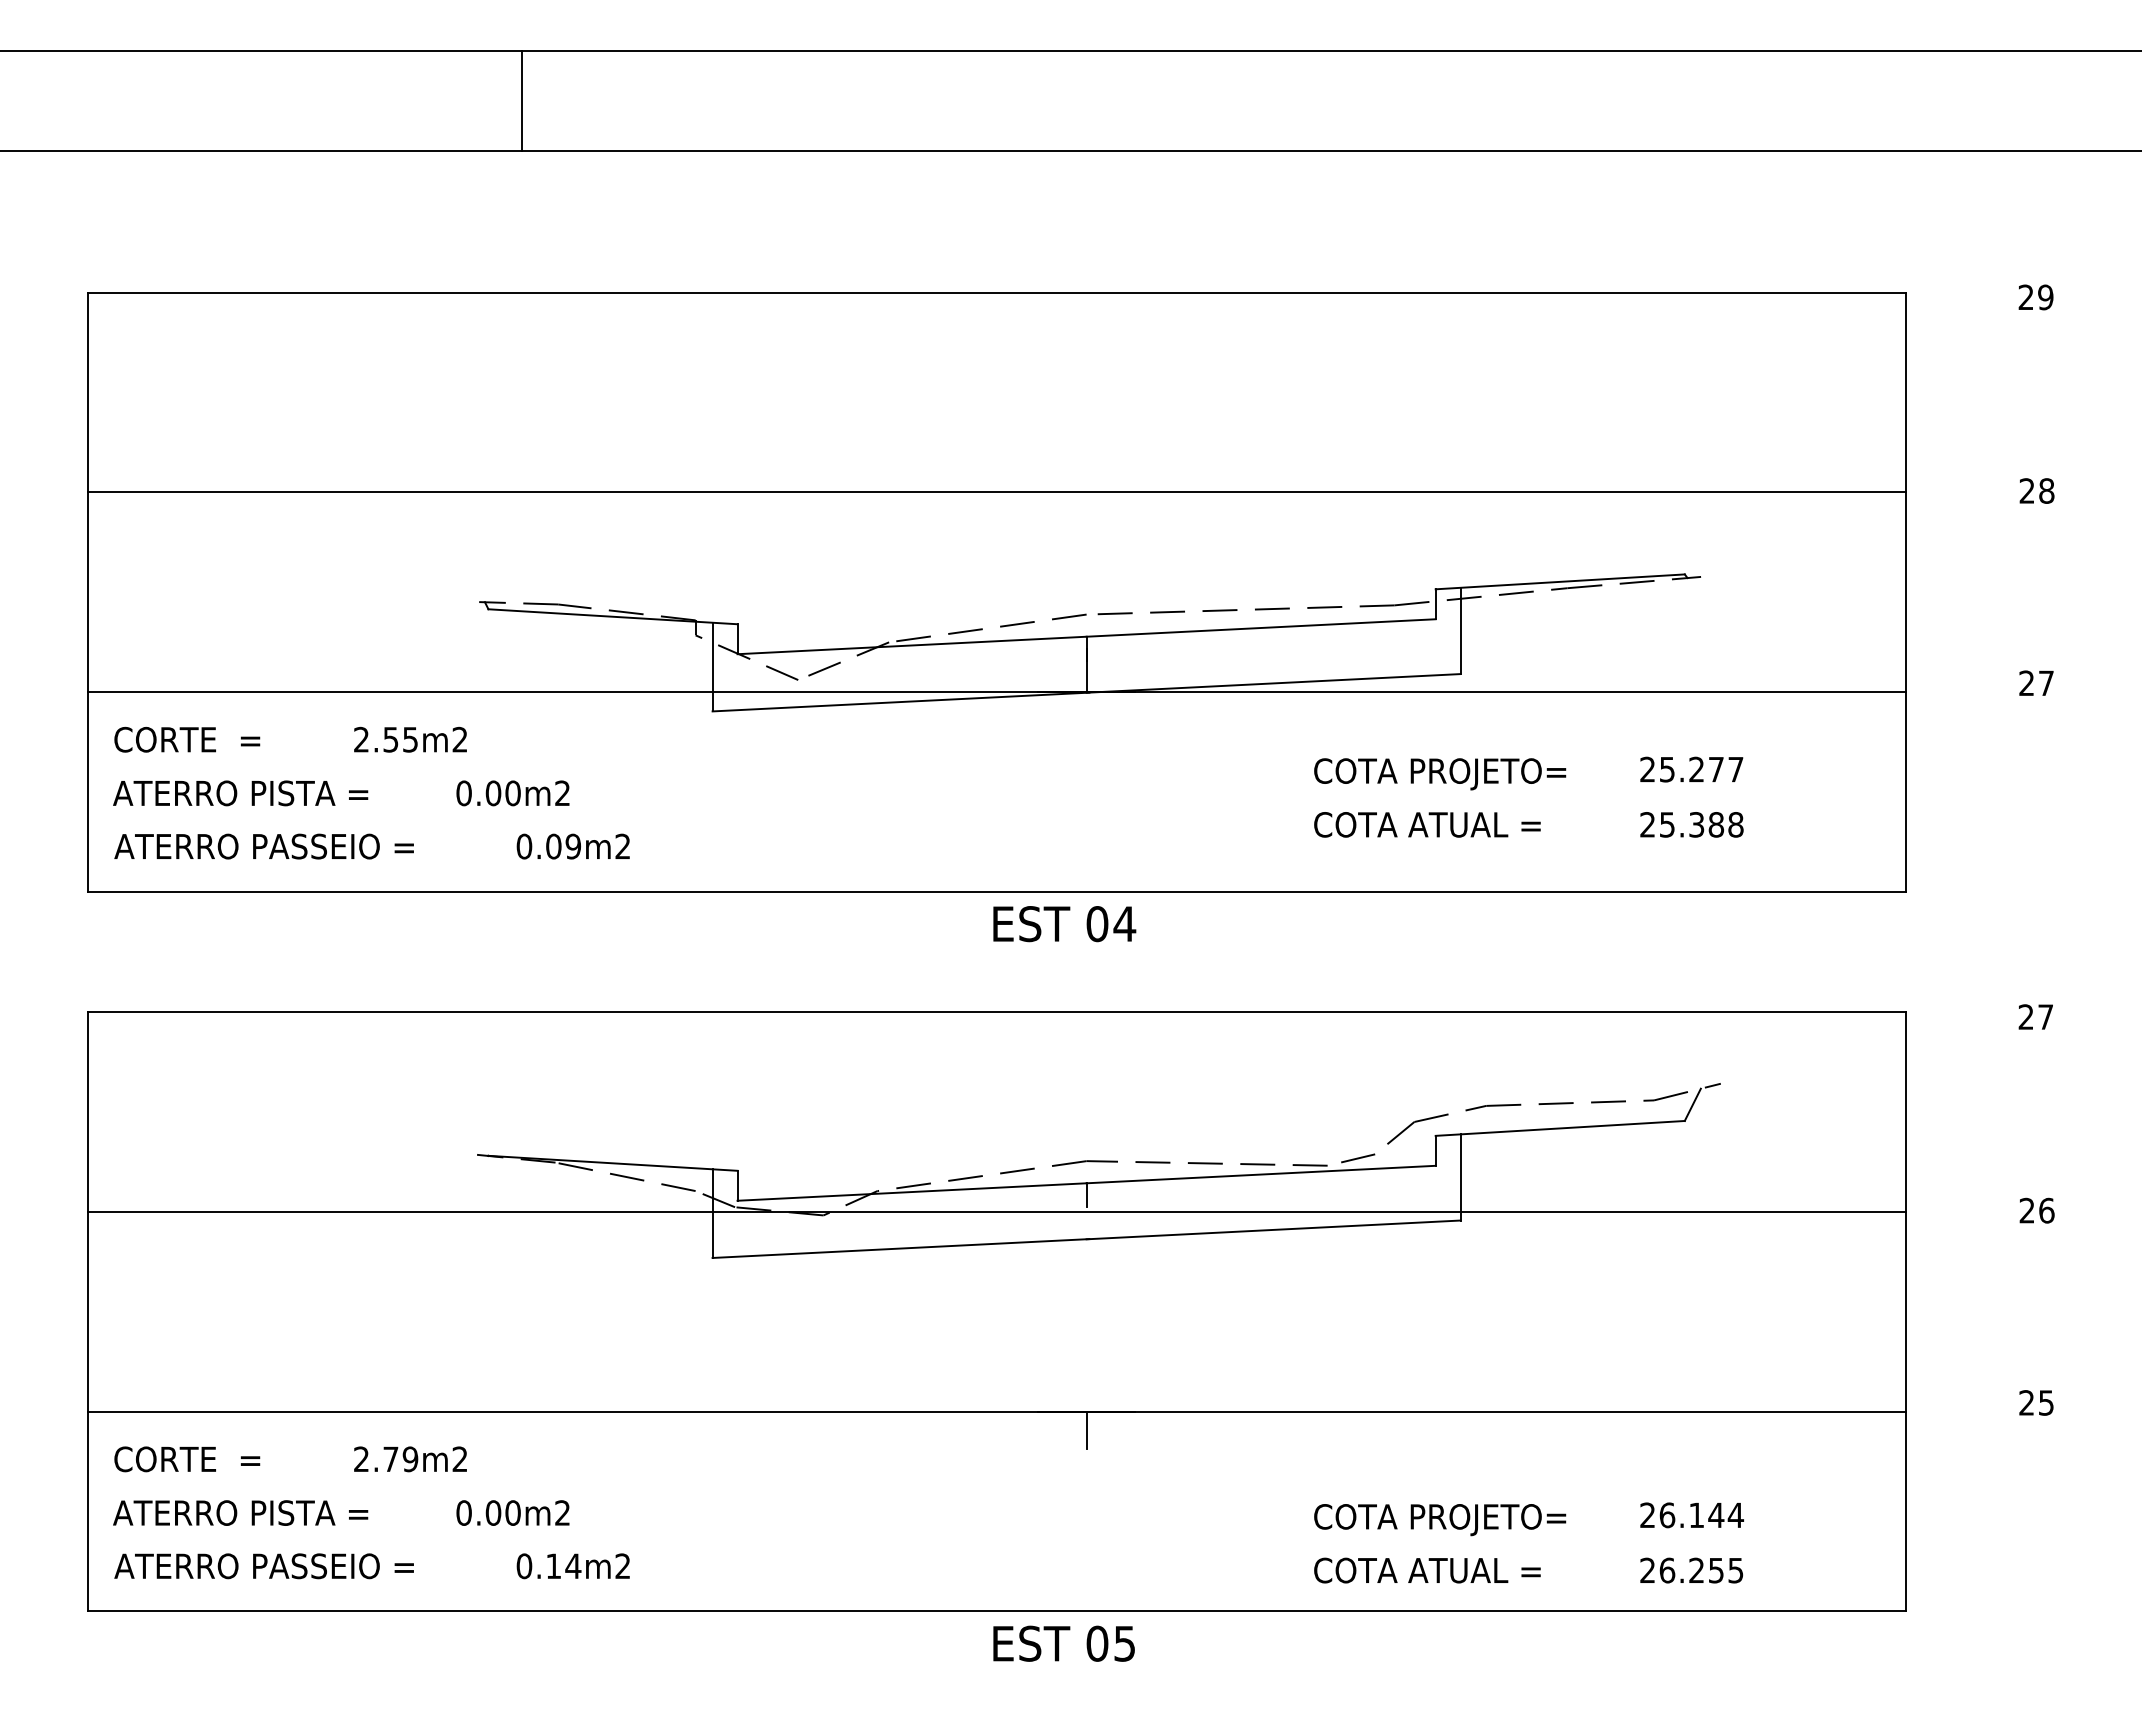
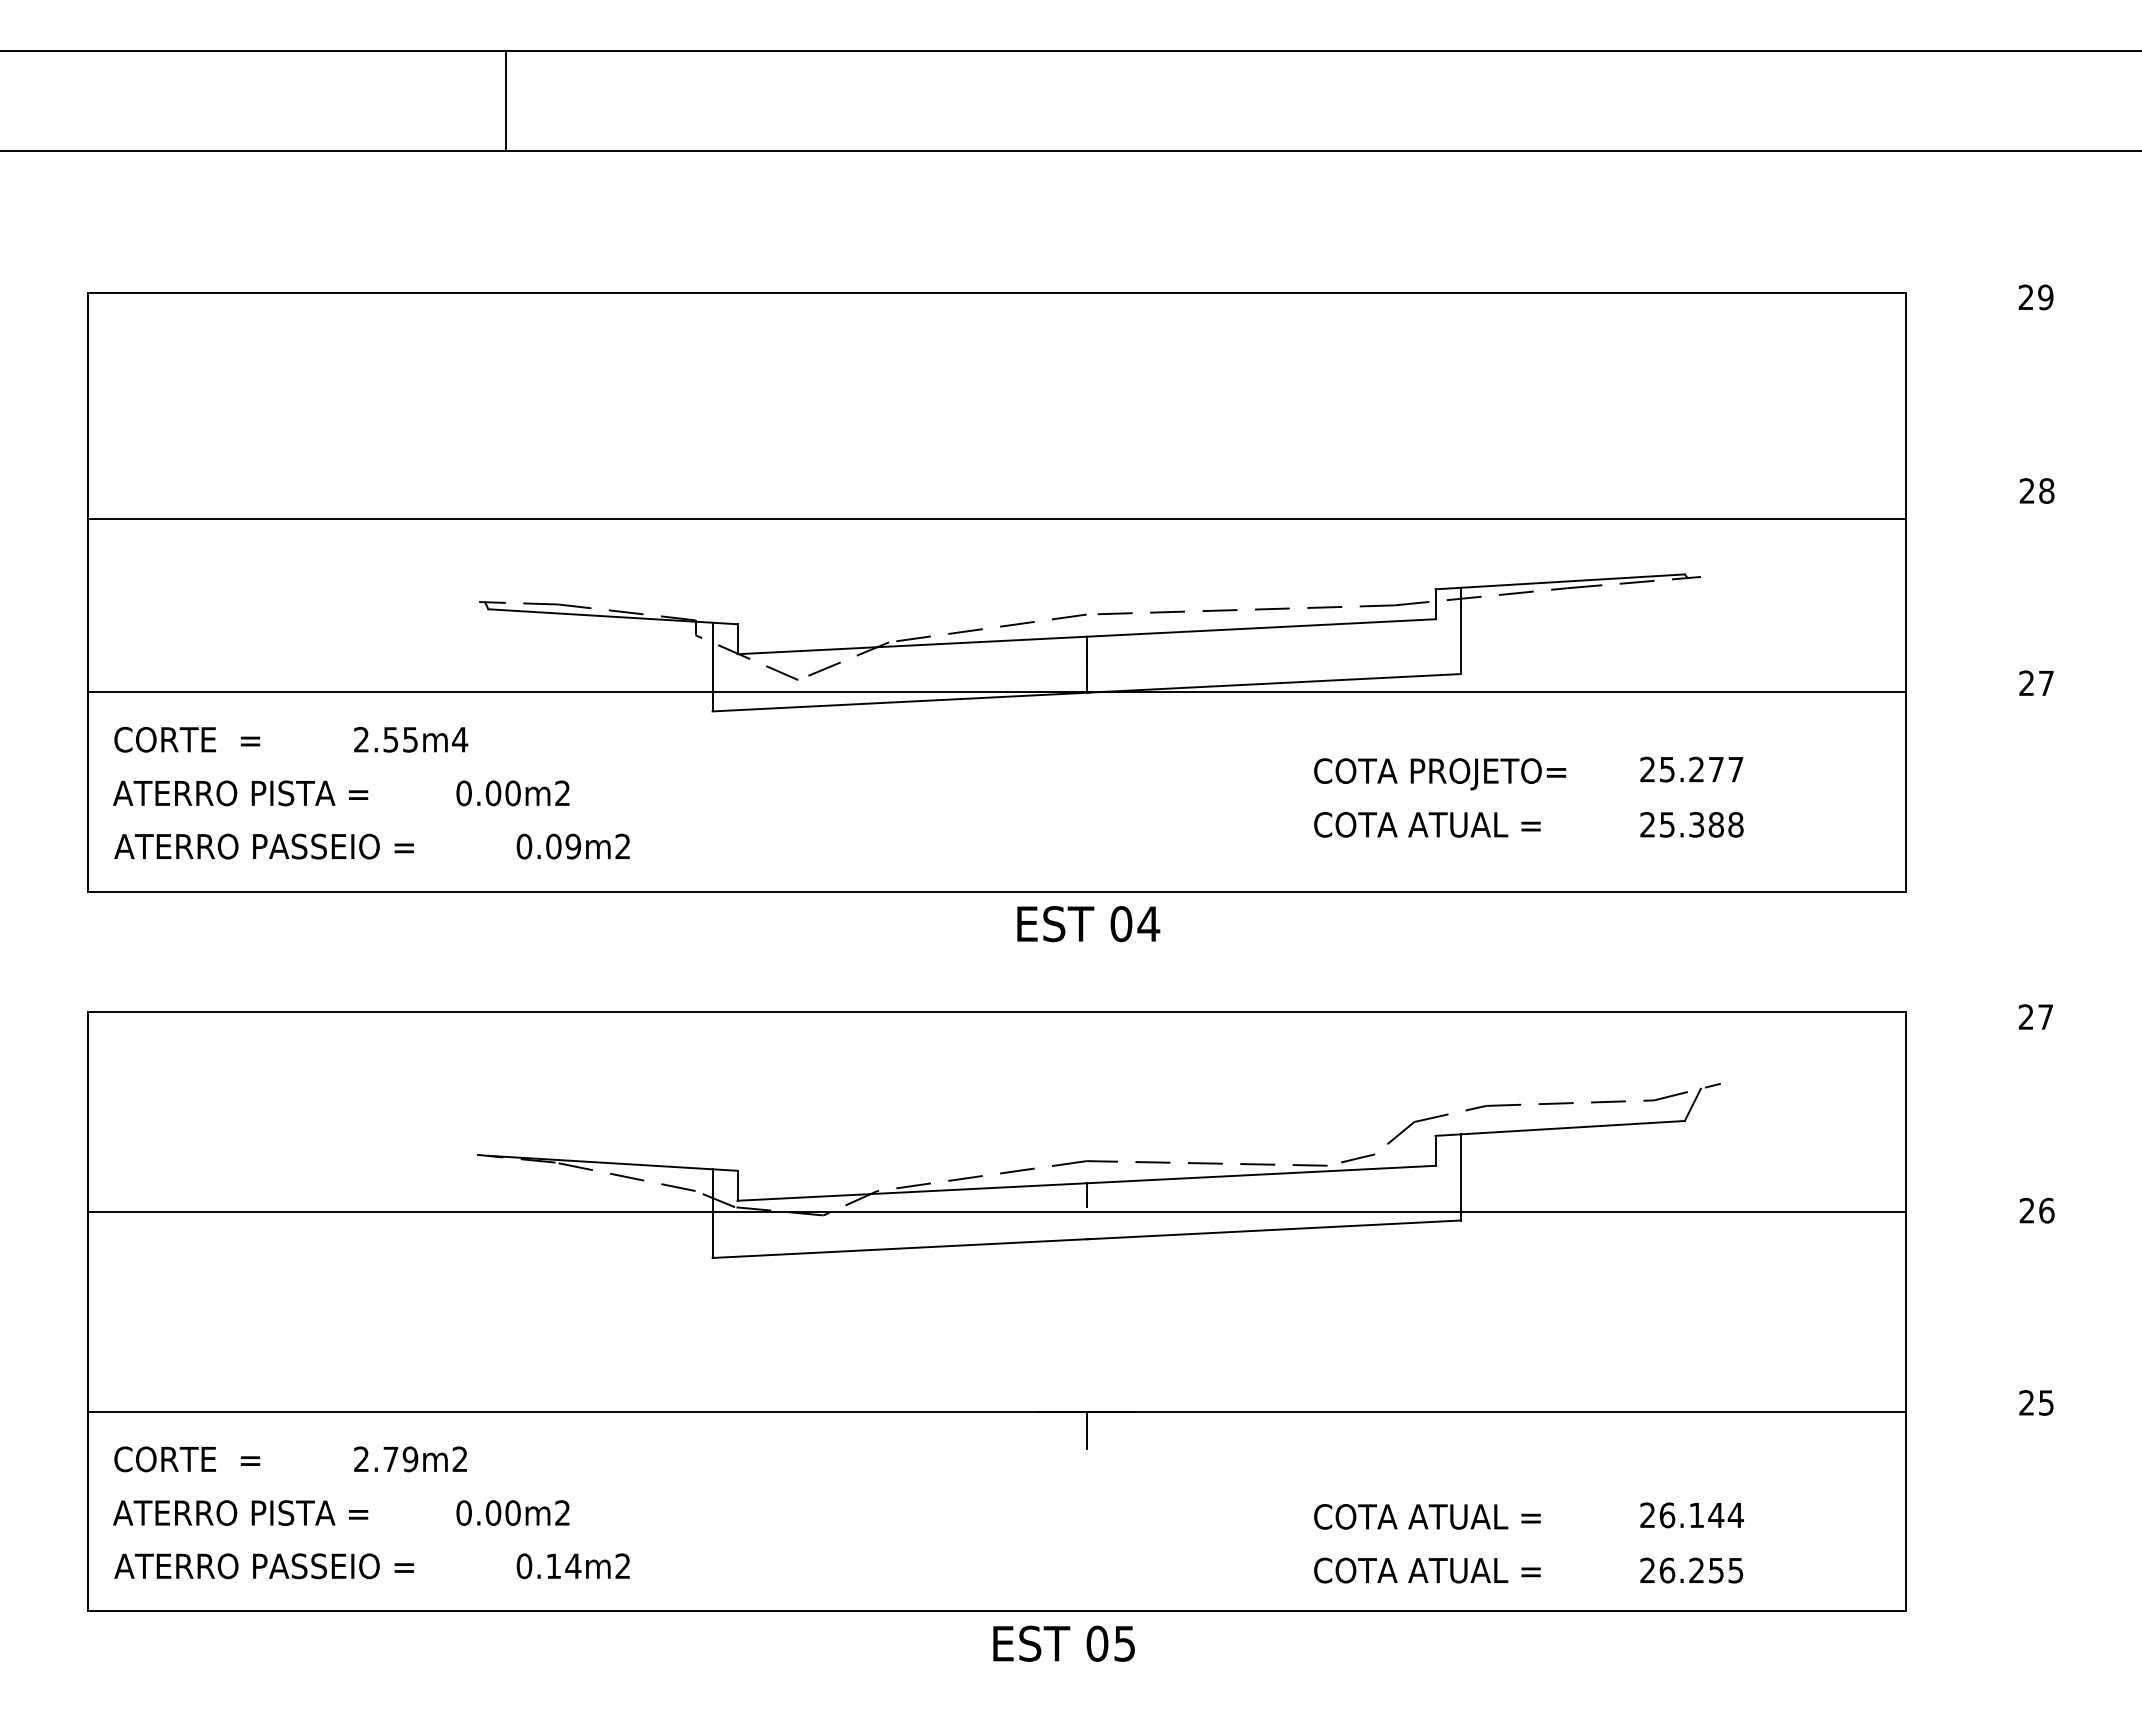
line position: (521, 100) -> (505, 100) (505, 100)
line position: (996, 492) -> (996, 519) (996, 519)
text: 2.55m2 -> 2.55m4 (460, 739)
text position: (1064, 924) -> (1088, 924) (1088, 924)
text: COTA PROJETO= -> COTA ATUAL = (1487, 1520)
